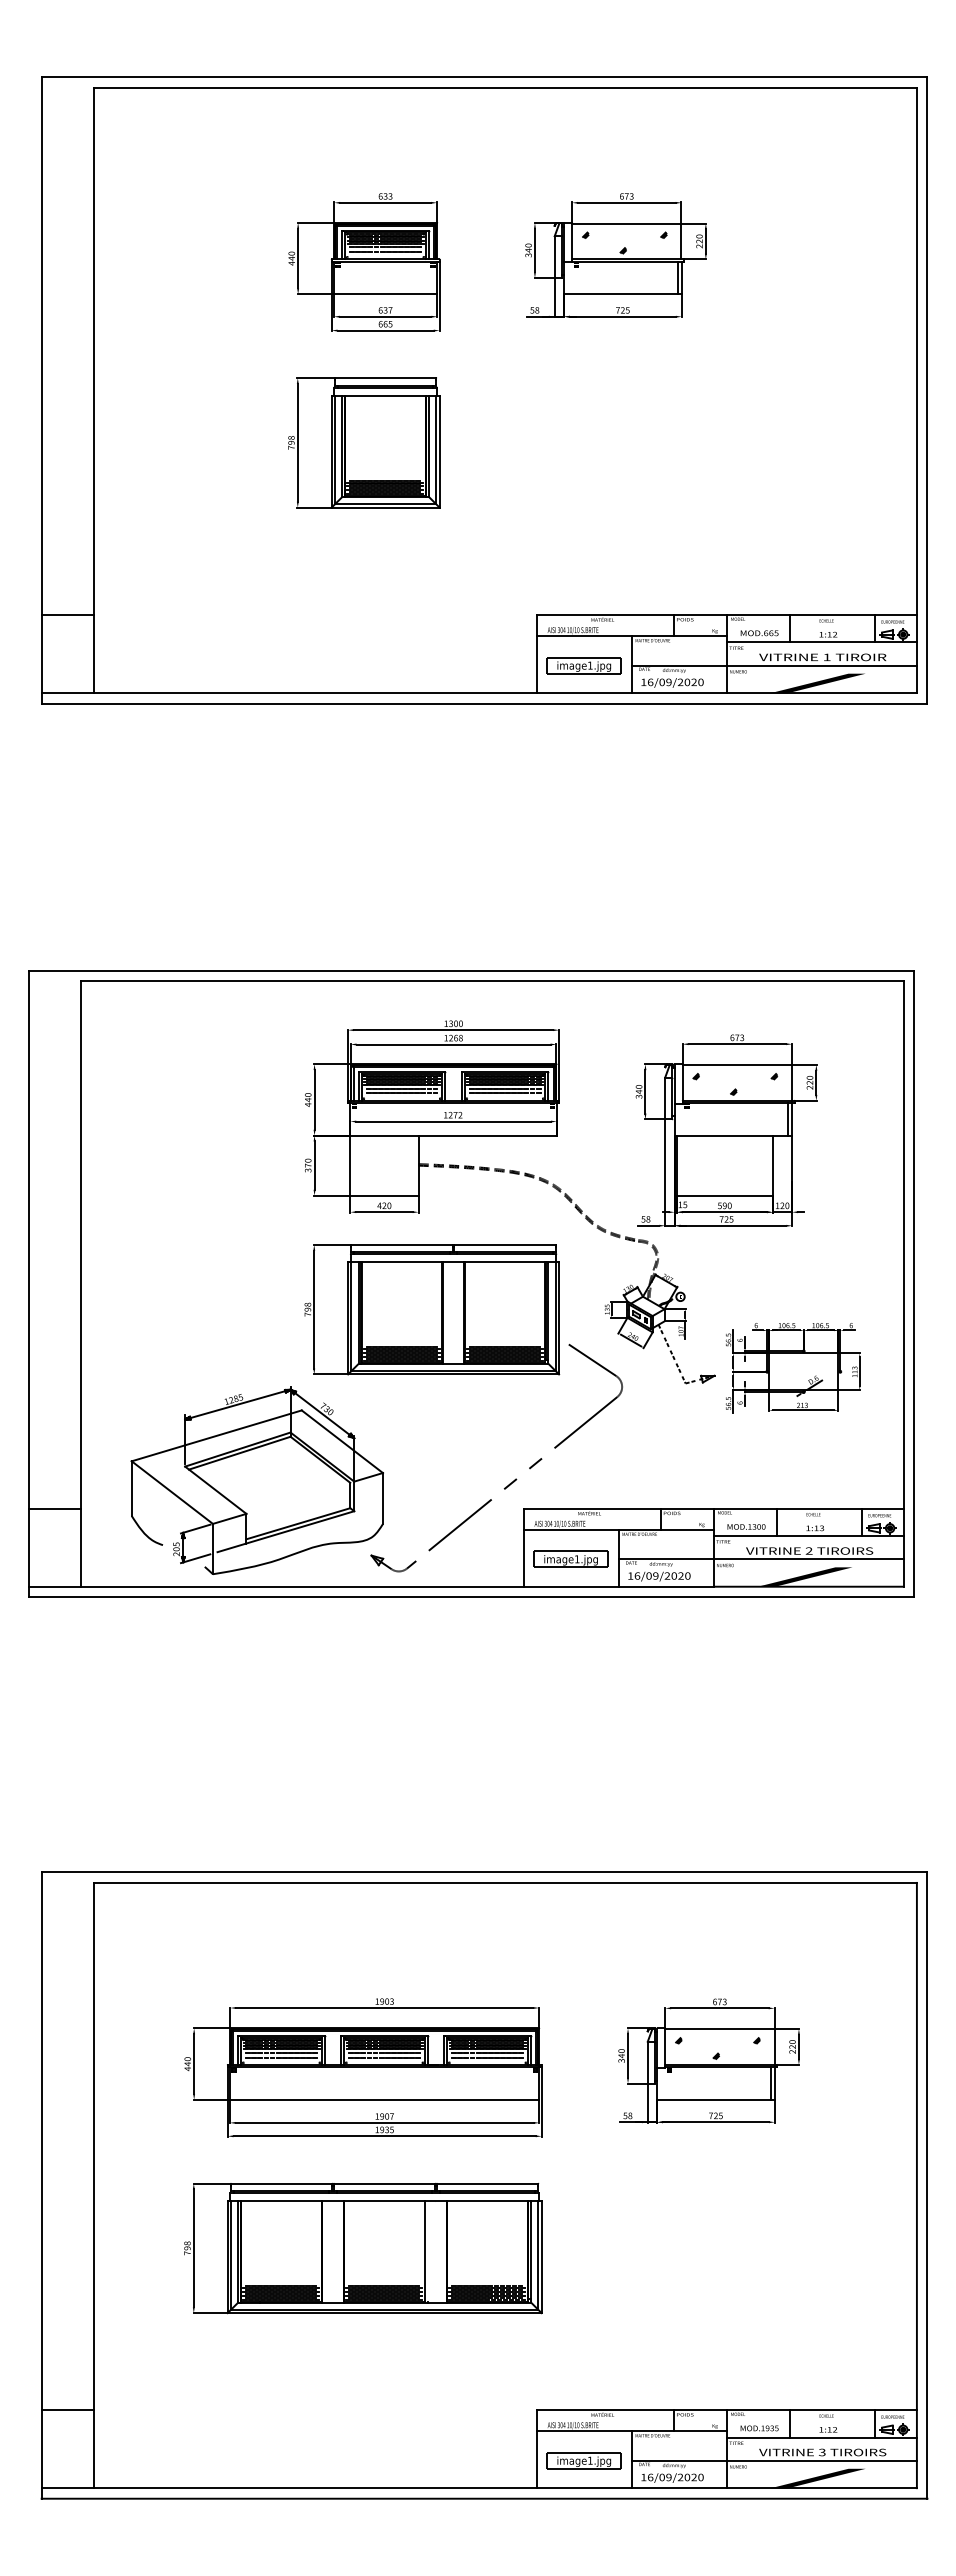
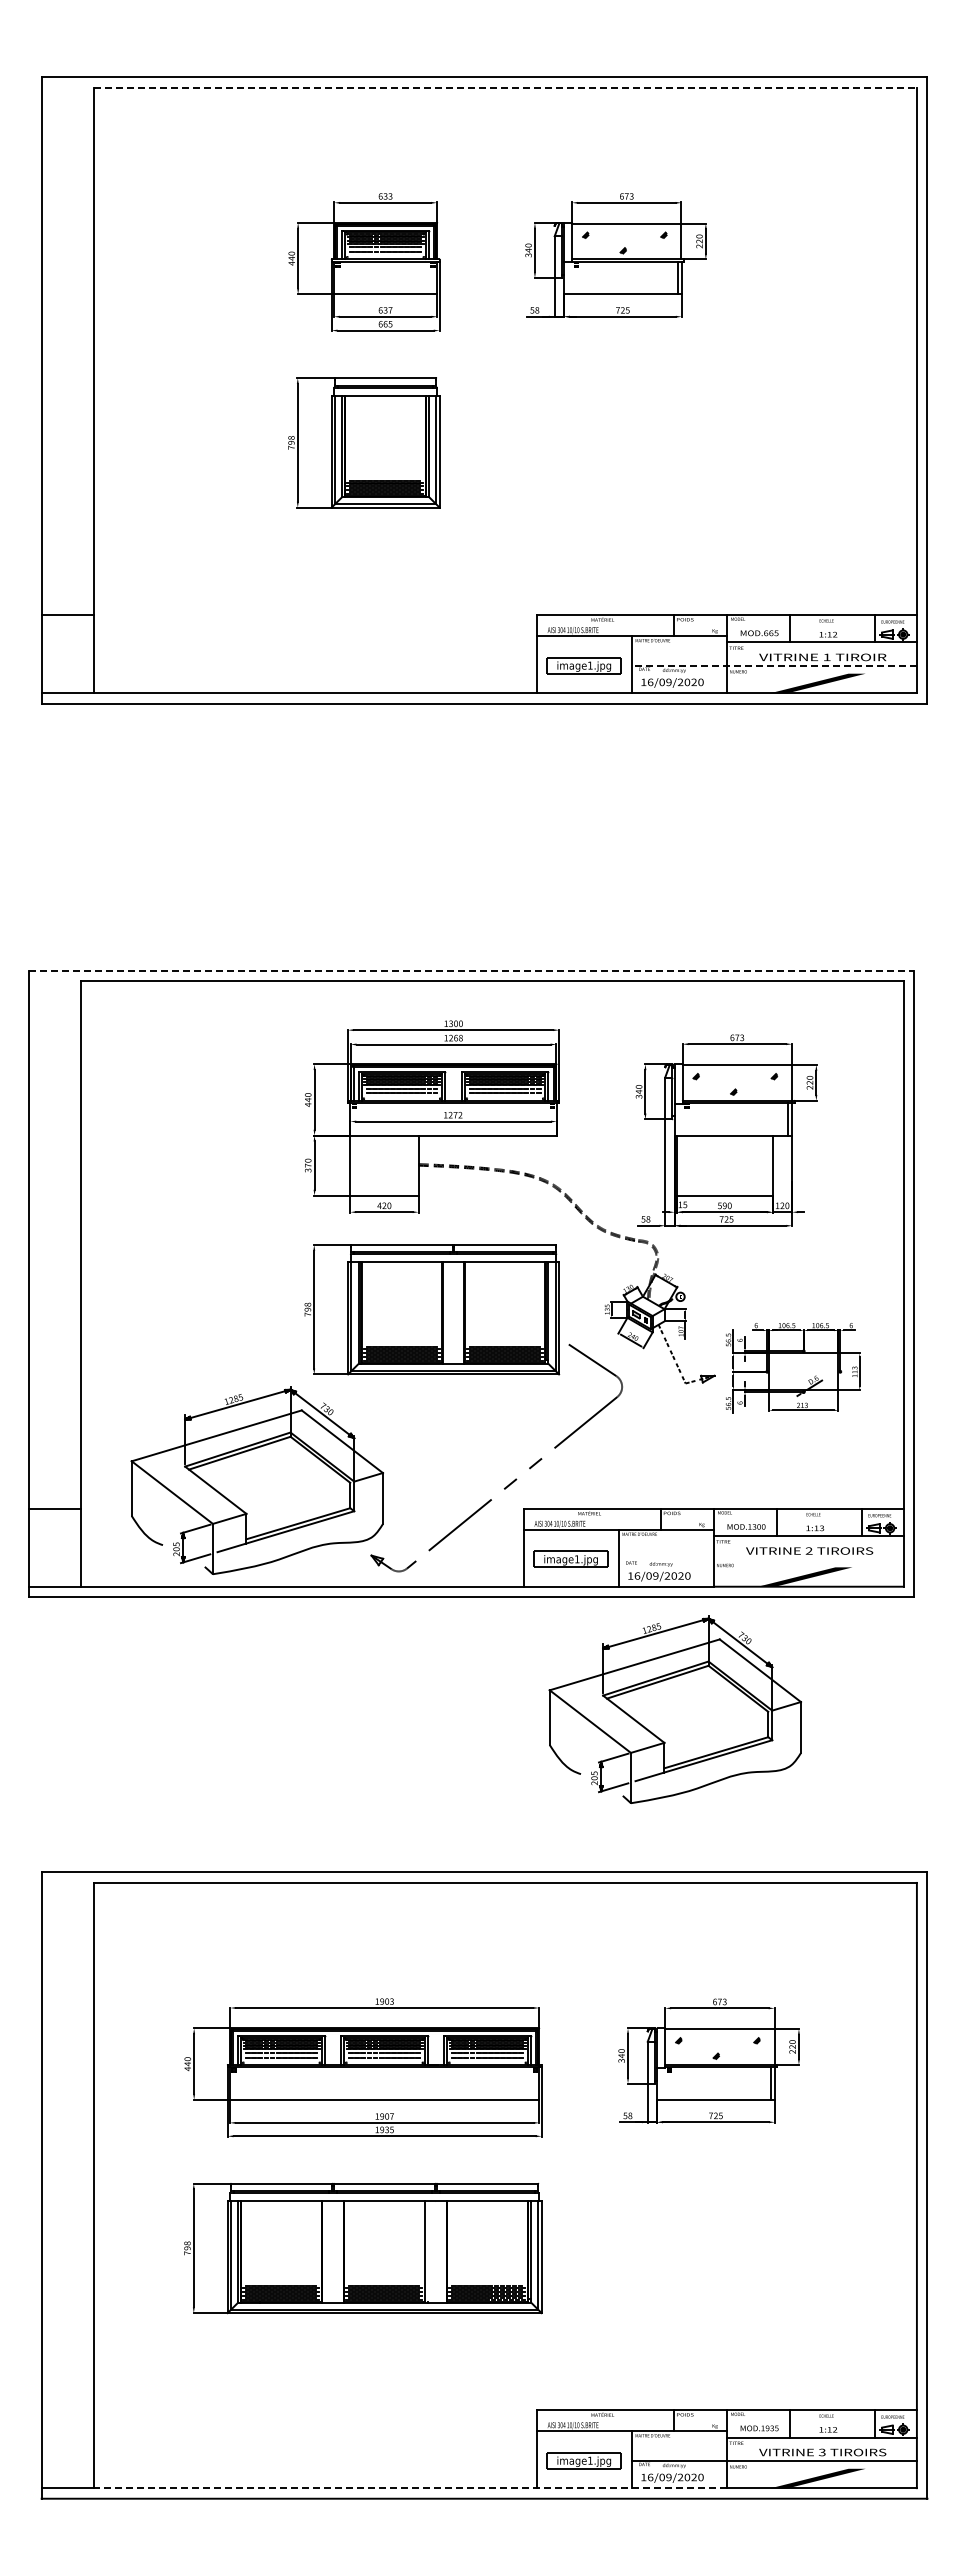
line: solid -> dashed (506, 87)
line: solid -> dashed (774, 665)
line: solid -> dashed (471, 970)
line: present -> none (761, 1559)
part: none -> present (674, 1709)
line: present -> none (67, 2410)
line: solid -> dashed (410, 2488)
